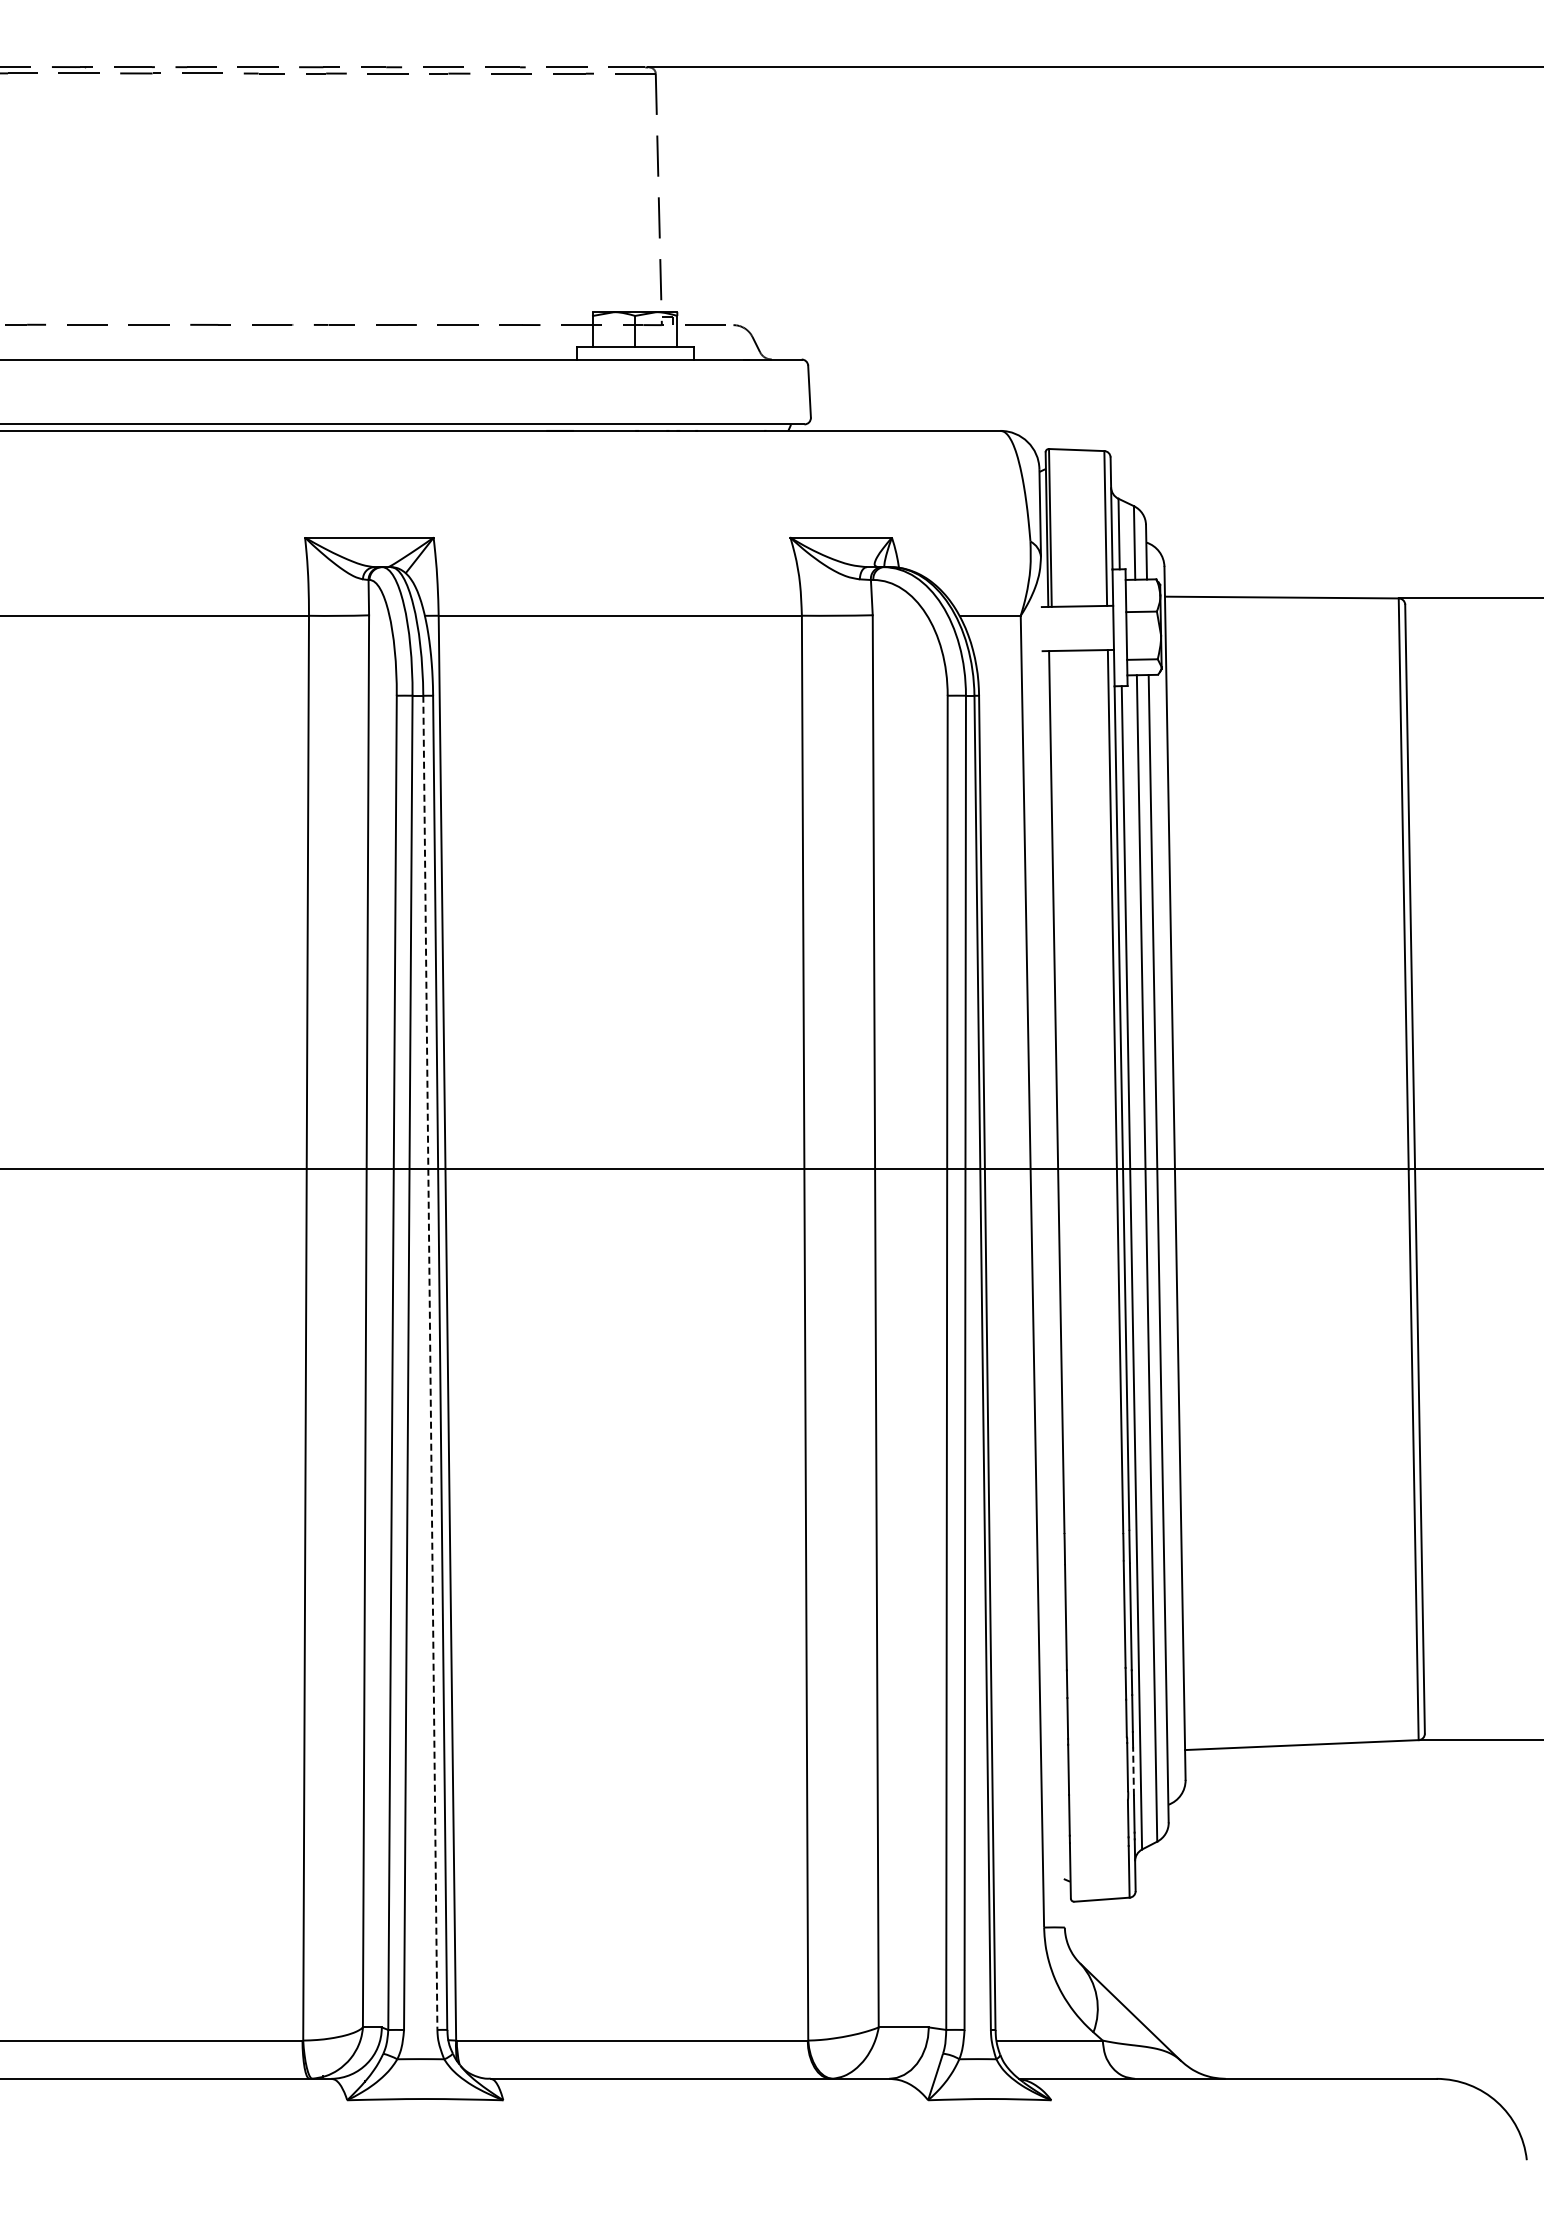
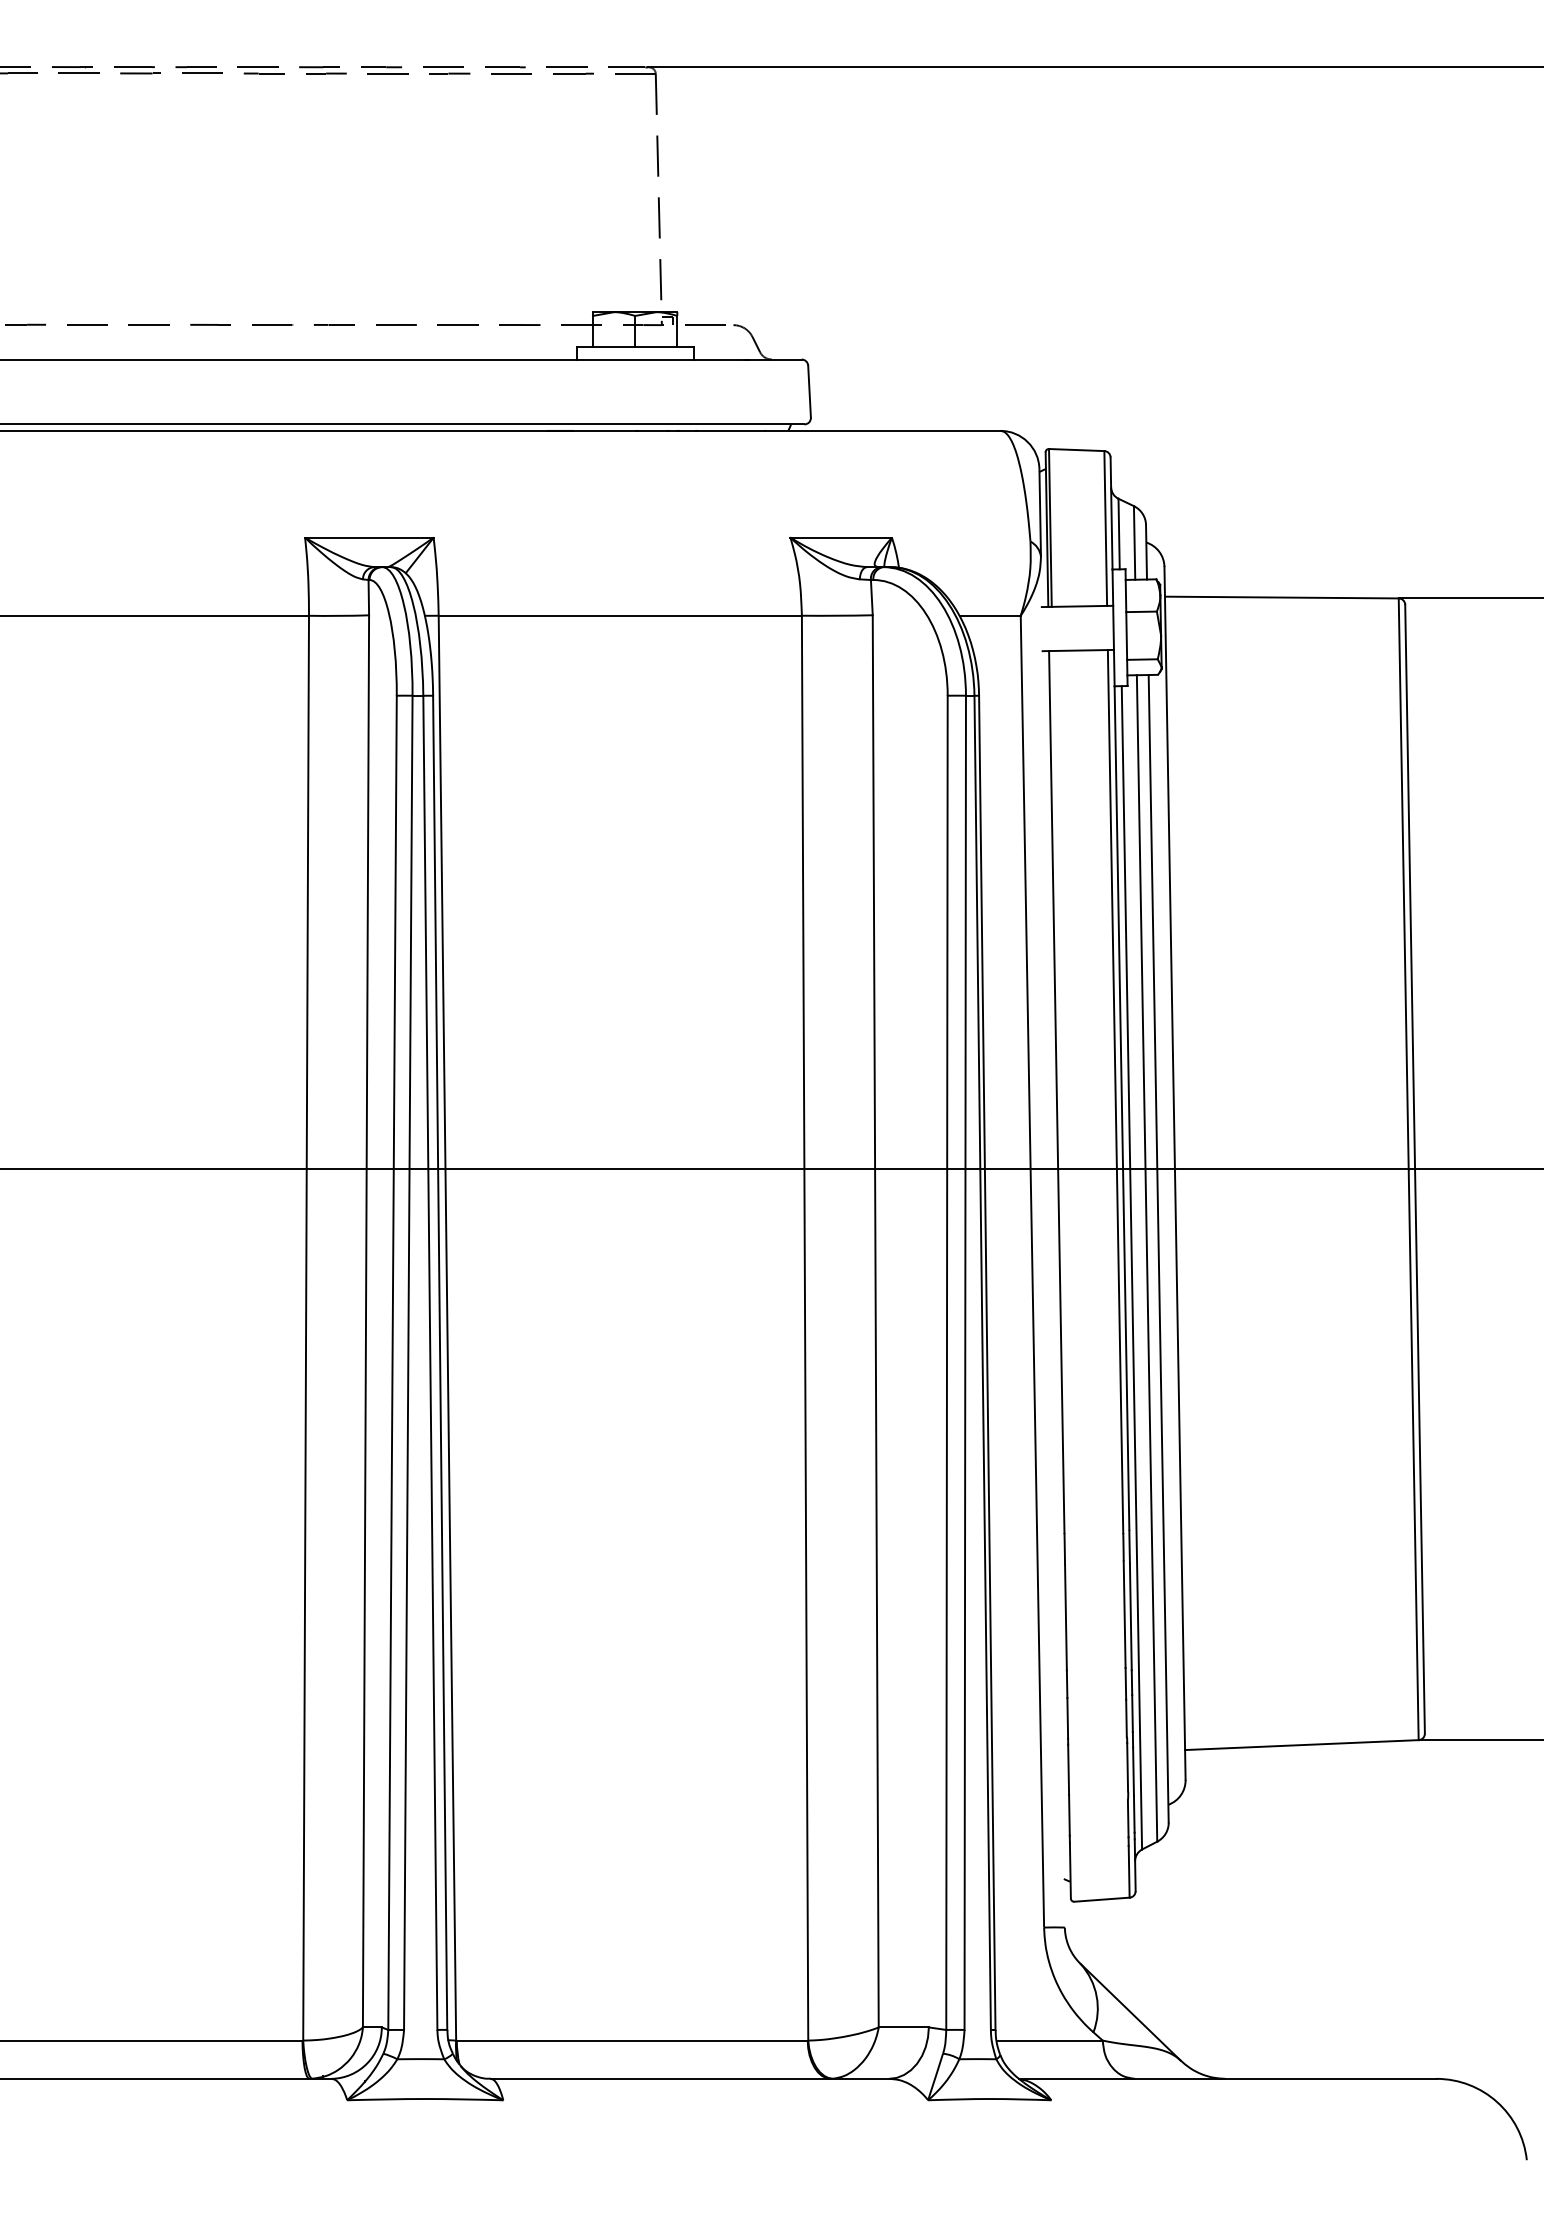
line: dashed -> solid (430, 1363)
line: dashed -> solid (1133, 1771)
